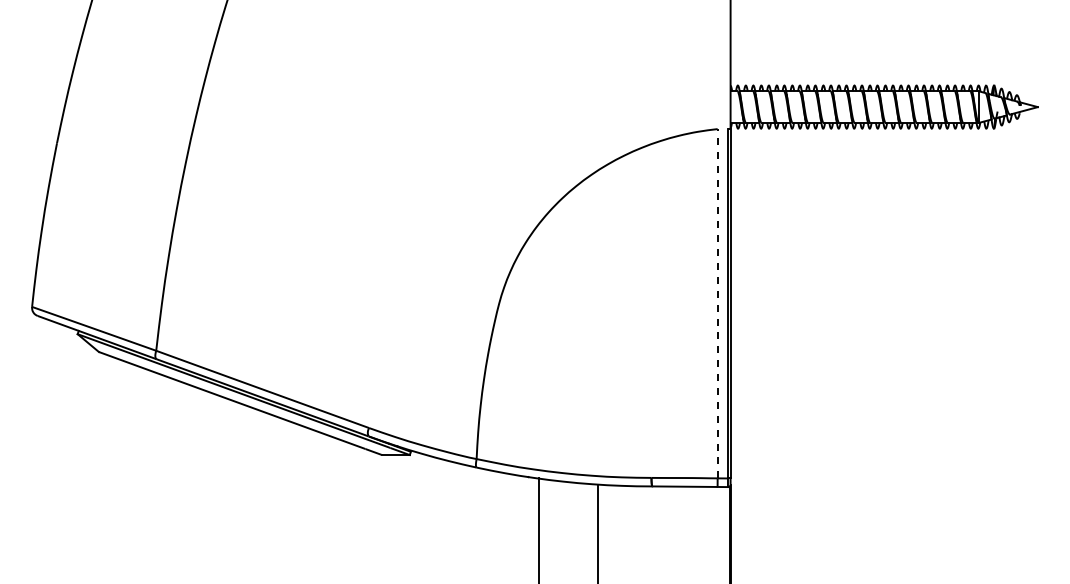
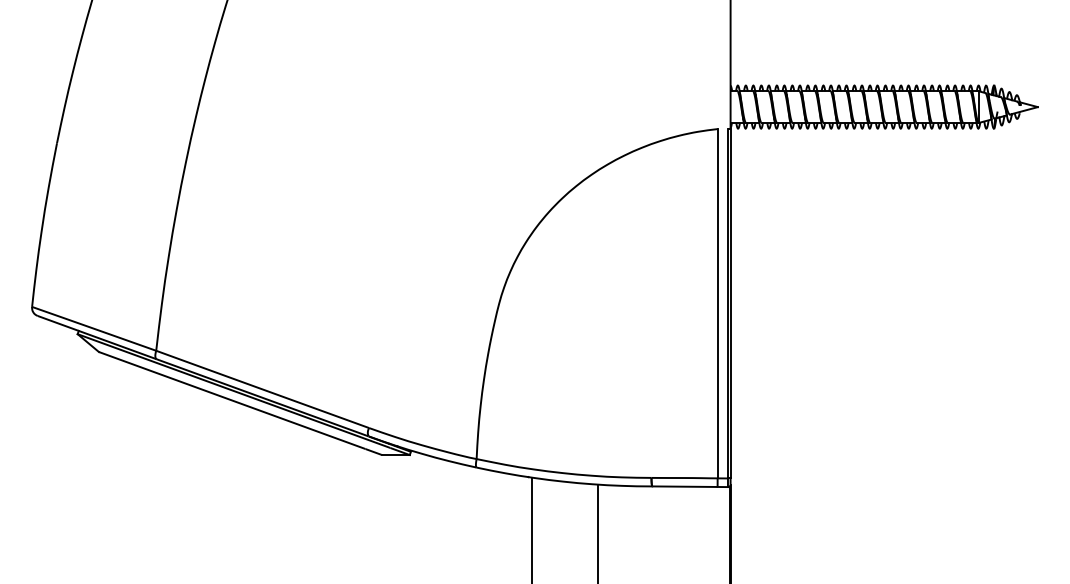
line: dashed -> solid (717, 303)
line position: (539, 528) -> (532, 528) (532, 528)
